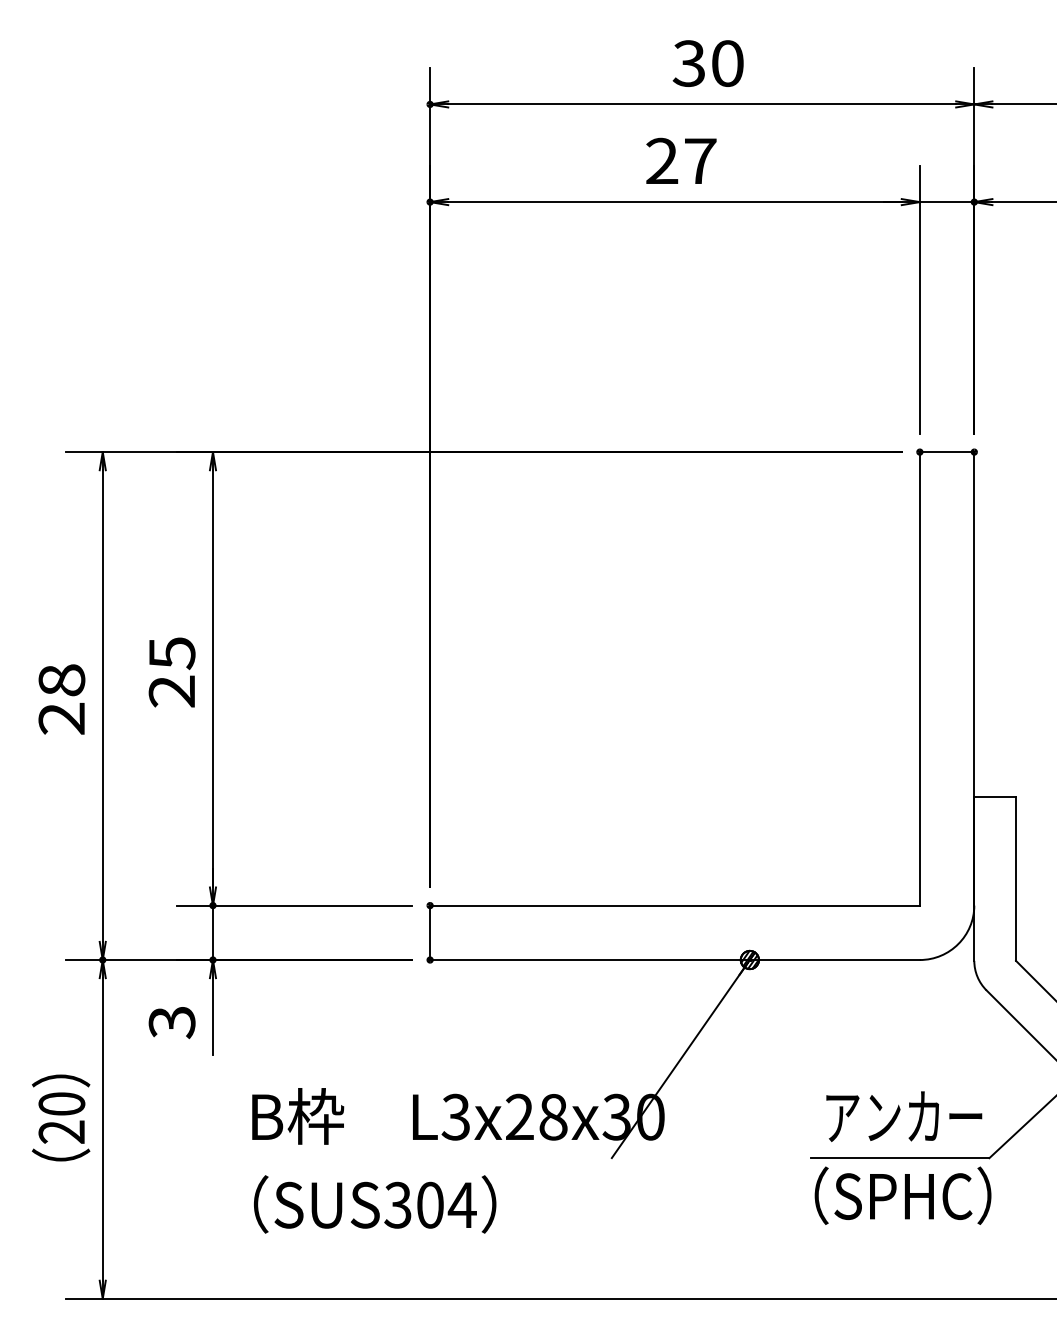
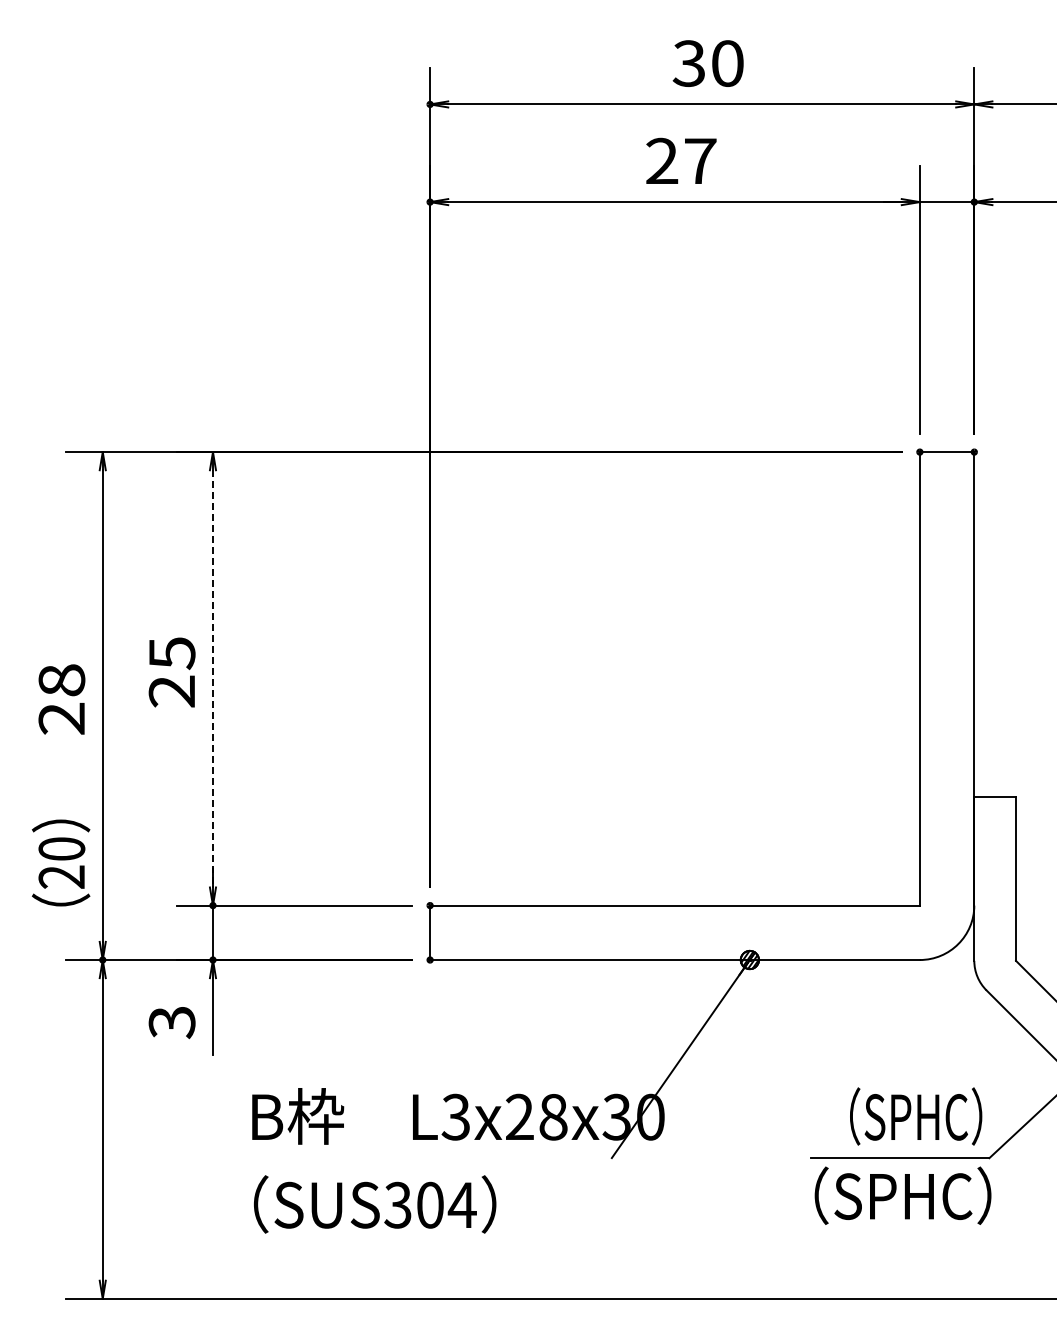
line: solid -> dashed (212, 678)
text: アンカー -> （SPHC） (904, 1116)
text position: (61, 1117) -> (61, 862) (61, 862)
